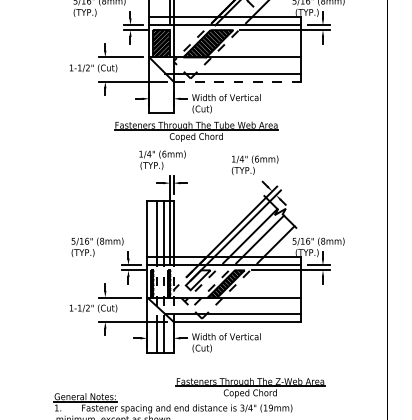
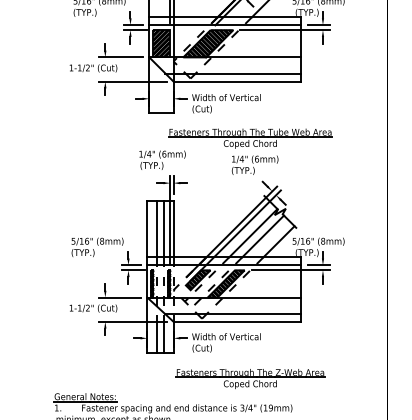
line: dashed -> solid (237, 81)
part position: (196, 131) -> (250, 138) (250, 138)
hatch: none -> present (198, 279)
part position: (250, 388) -> (250, 379) (250, 379)
